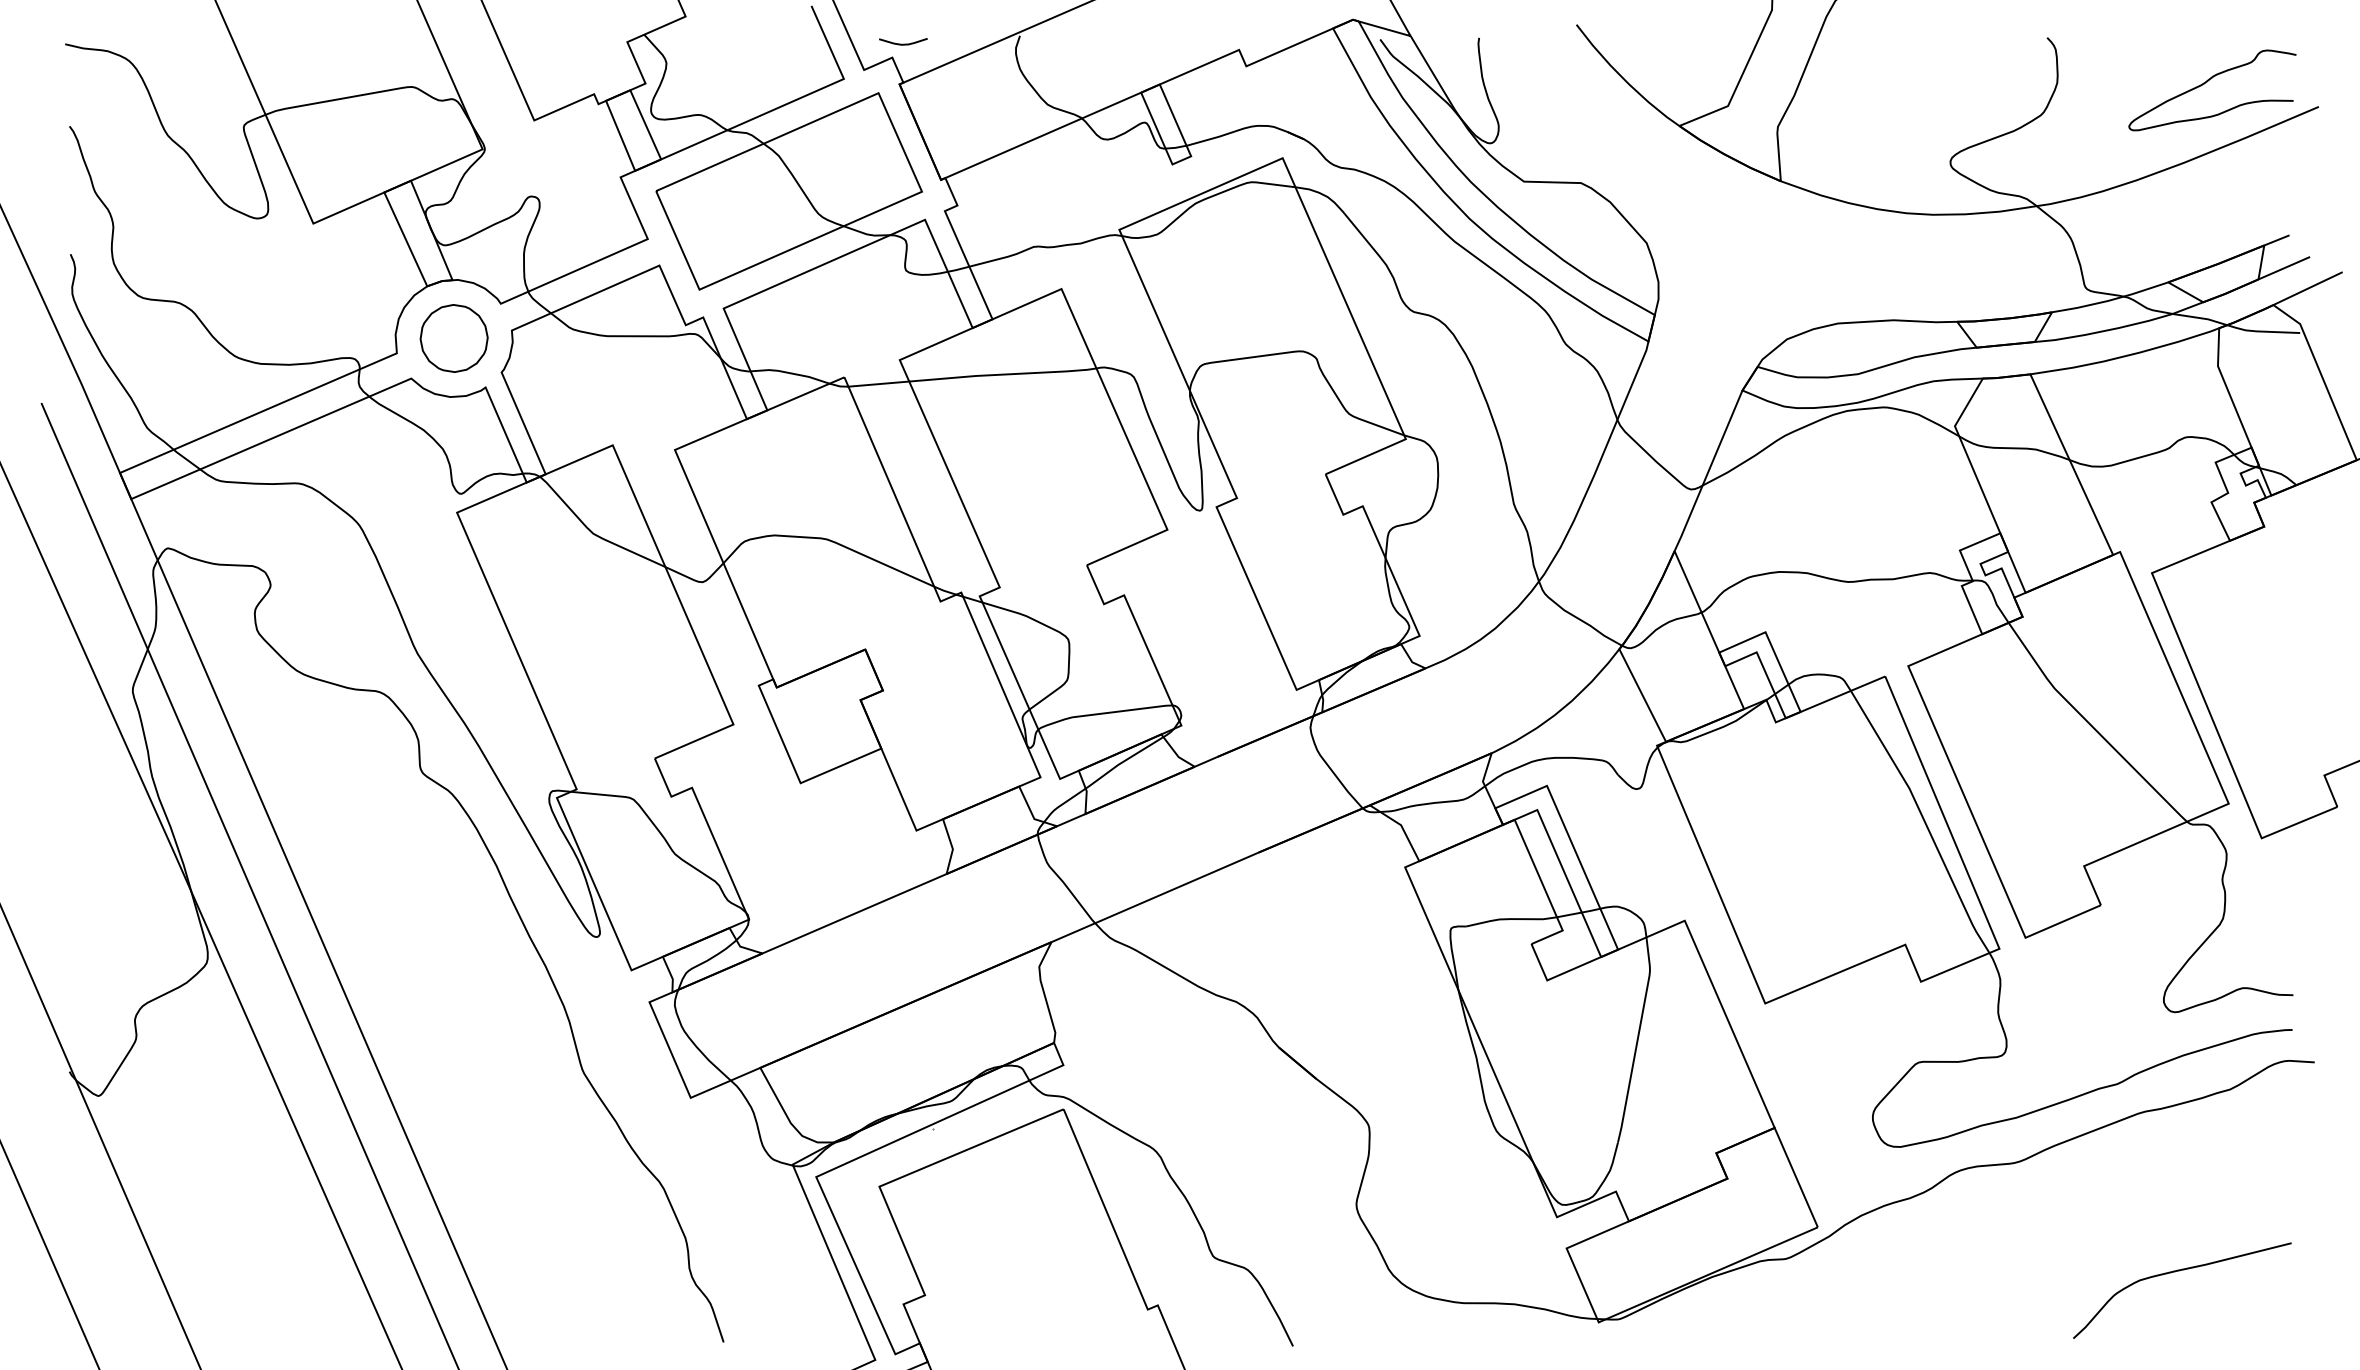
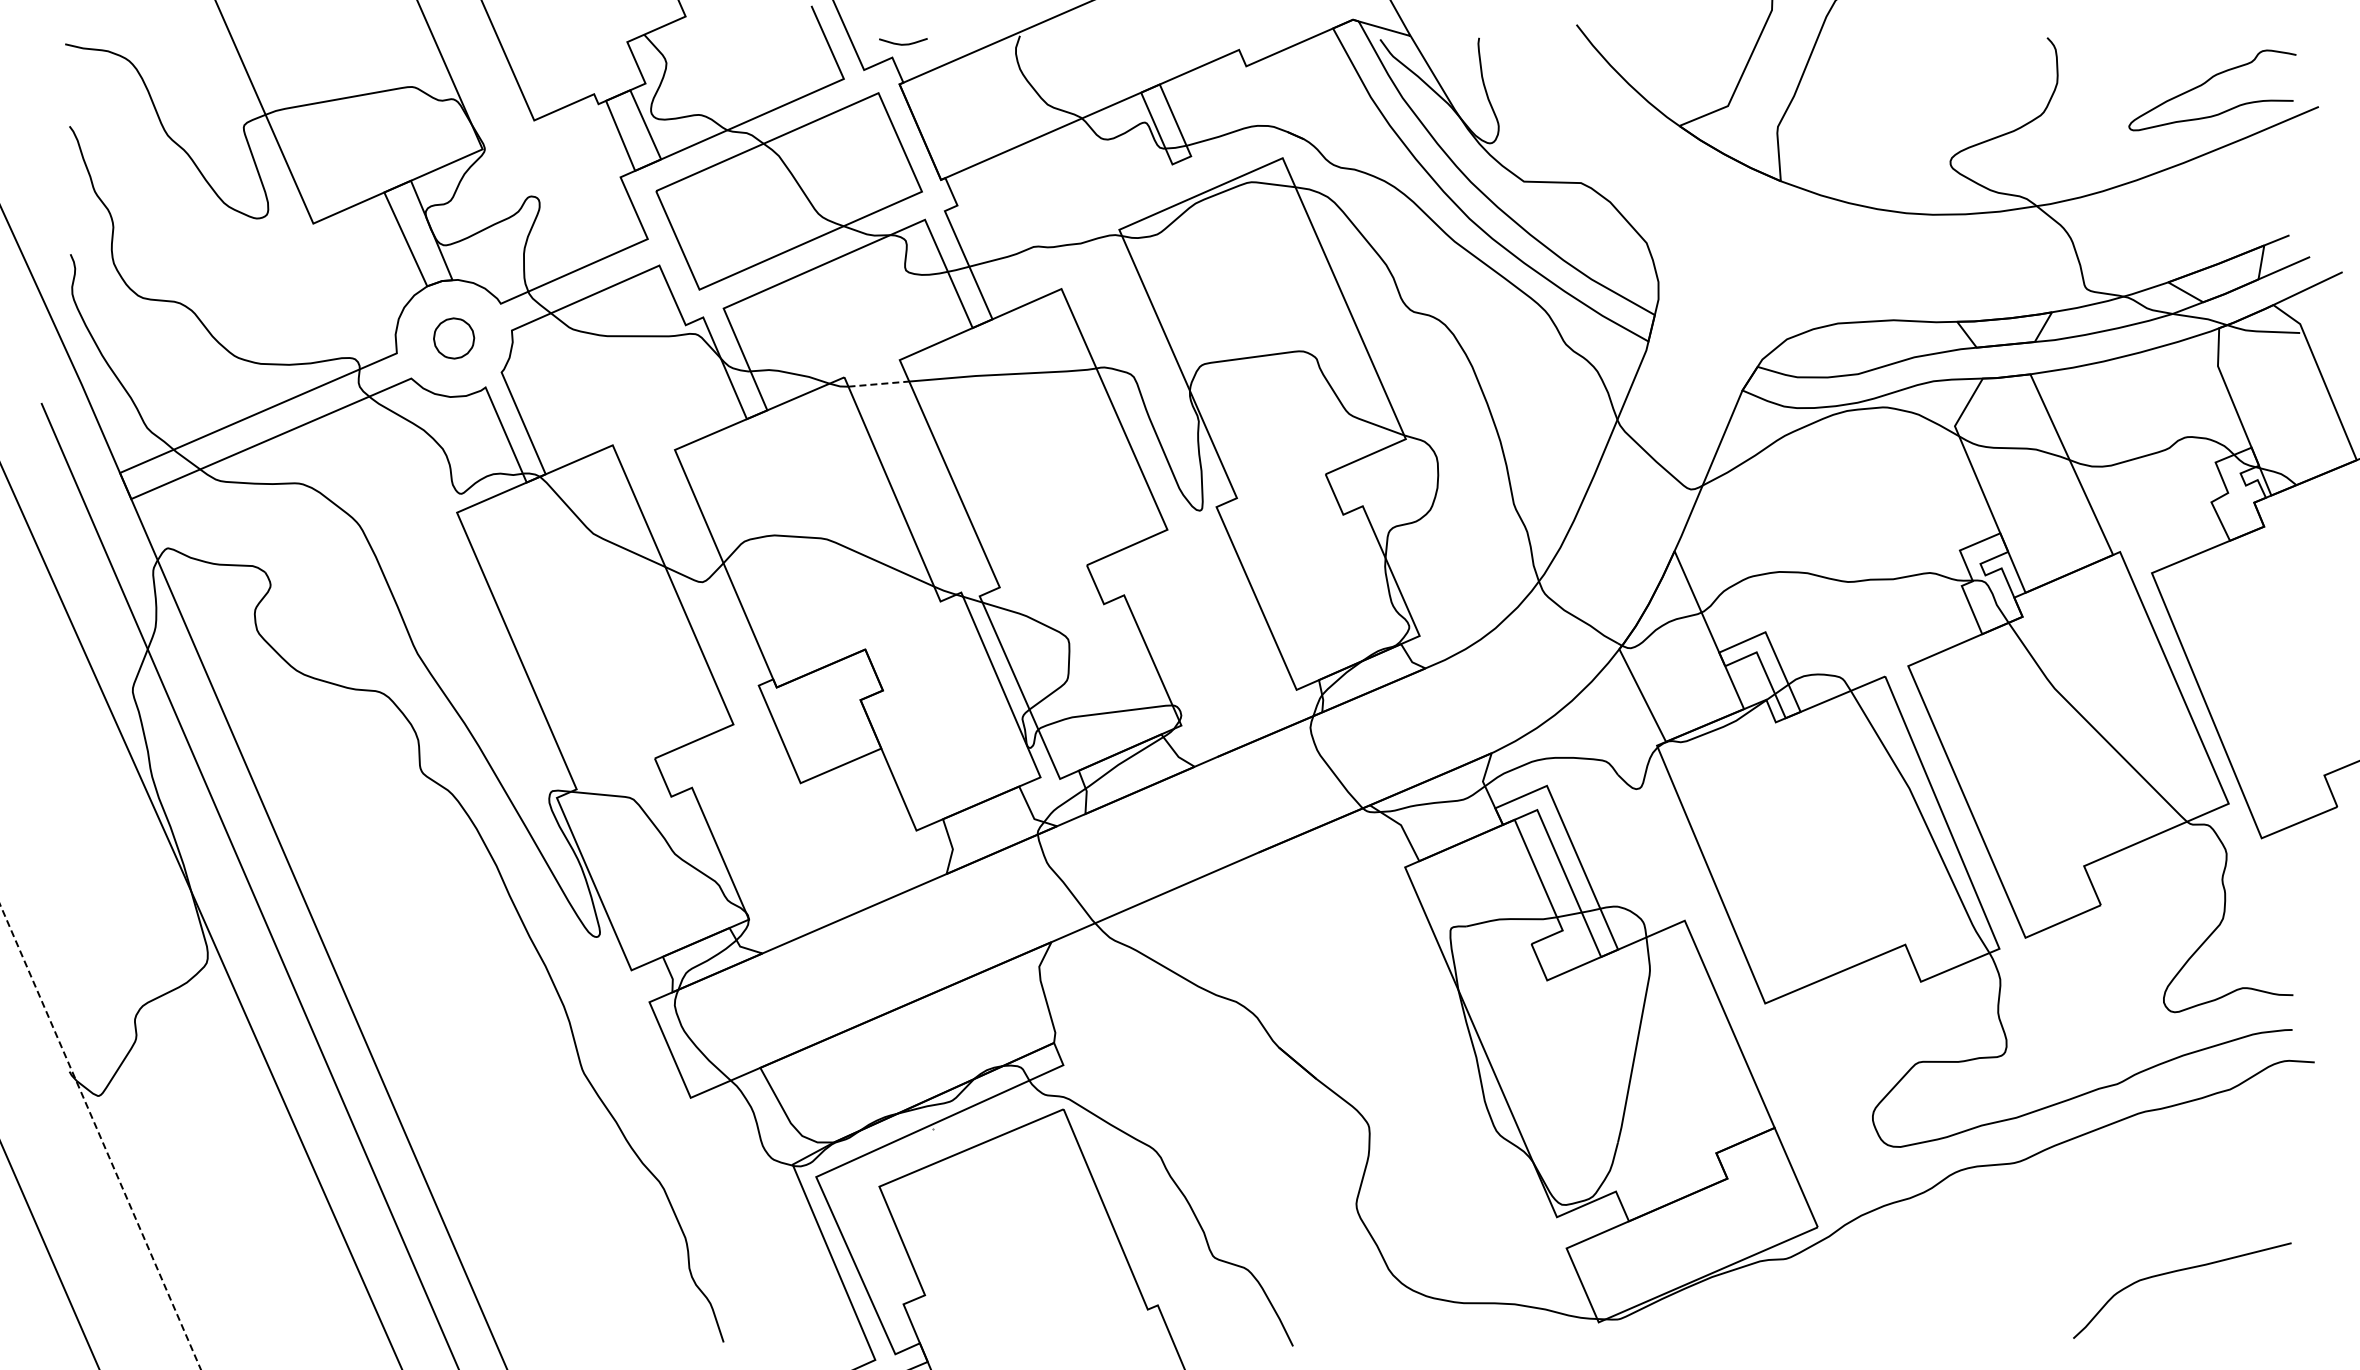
part size: 70x69 px -> 43x43 px (454, 338)
line: solid -> dashed (879, 384)
line: solid -> dashed (100, 1136)
